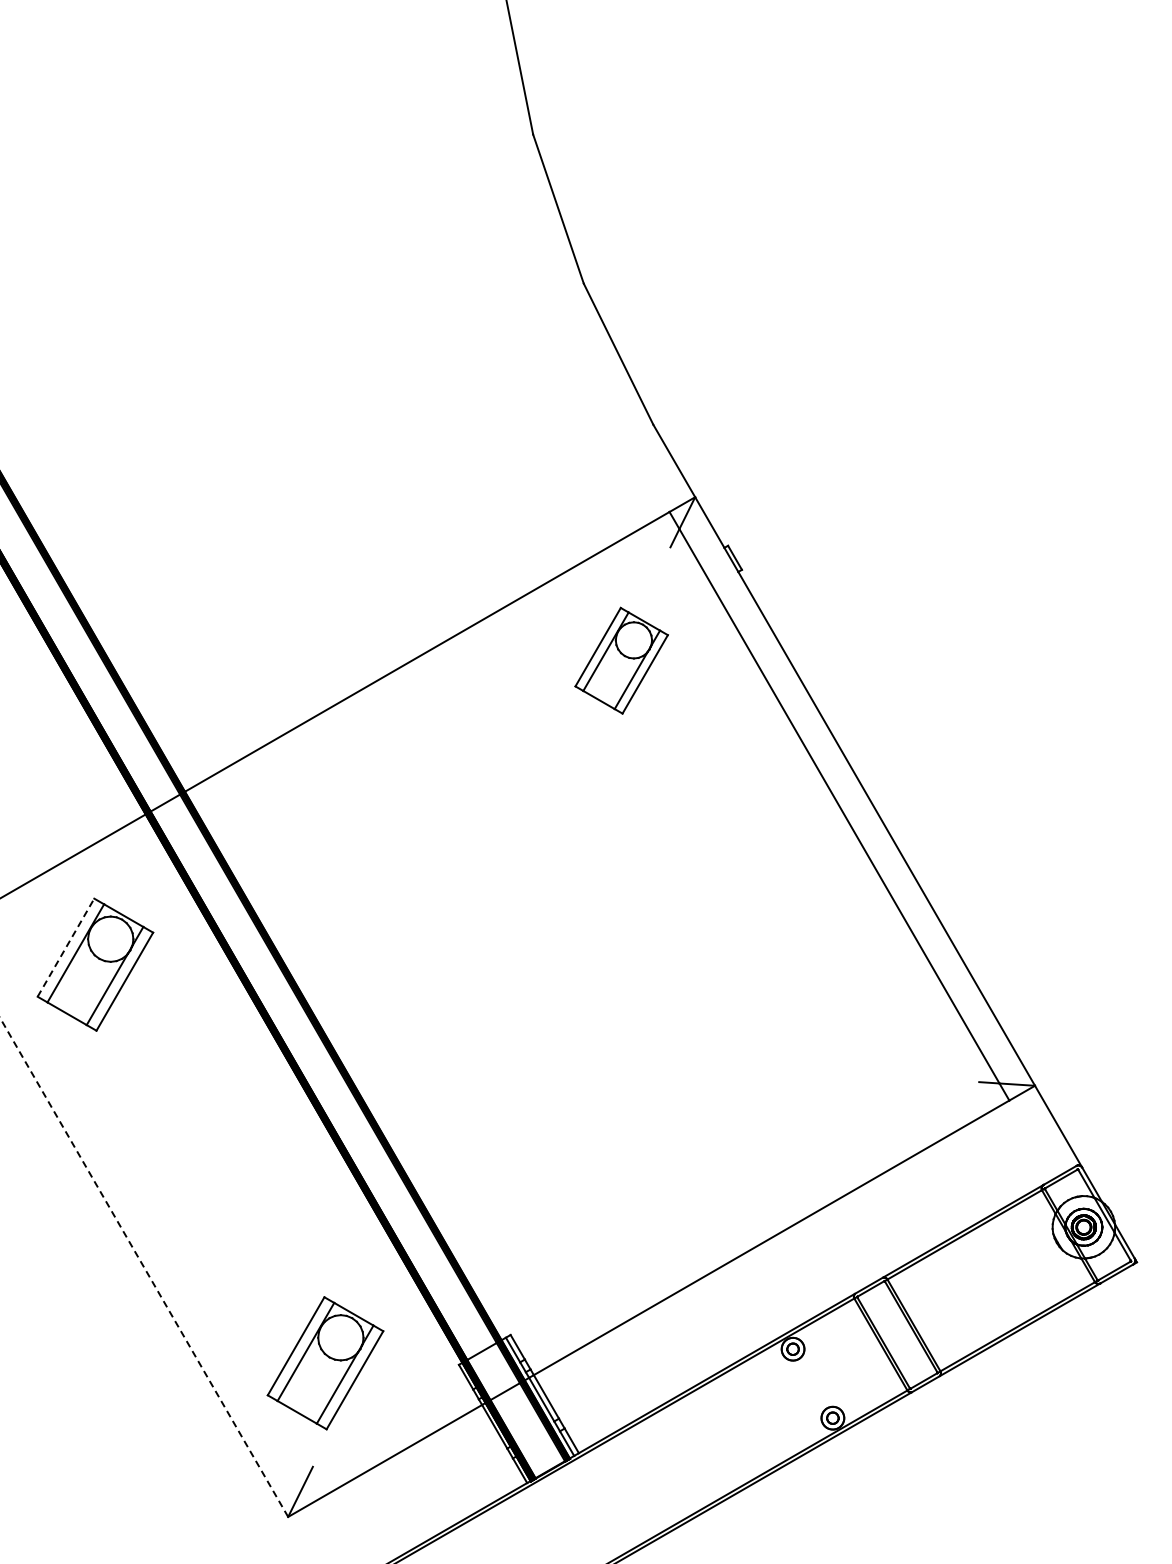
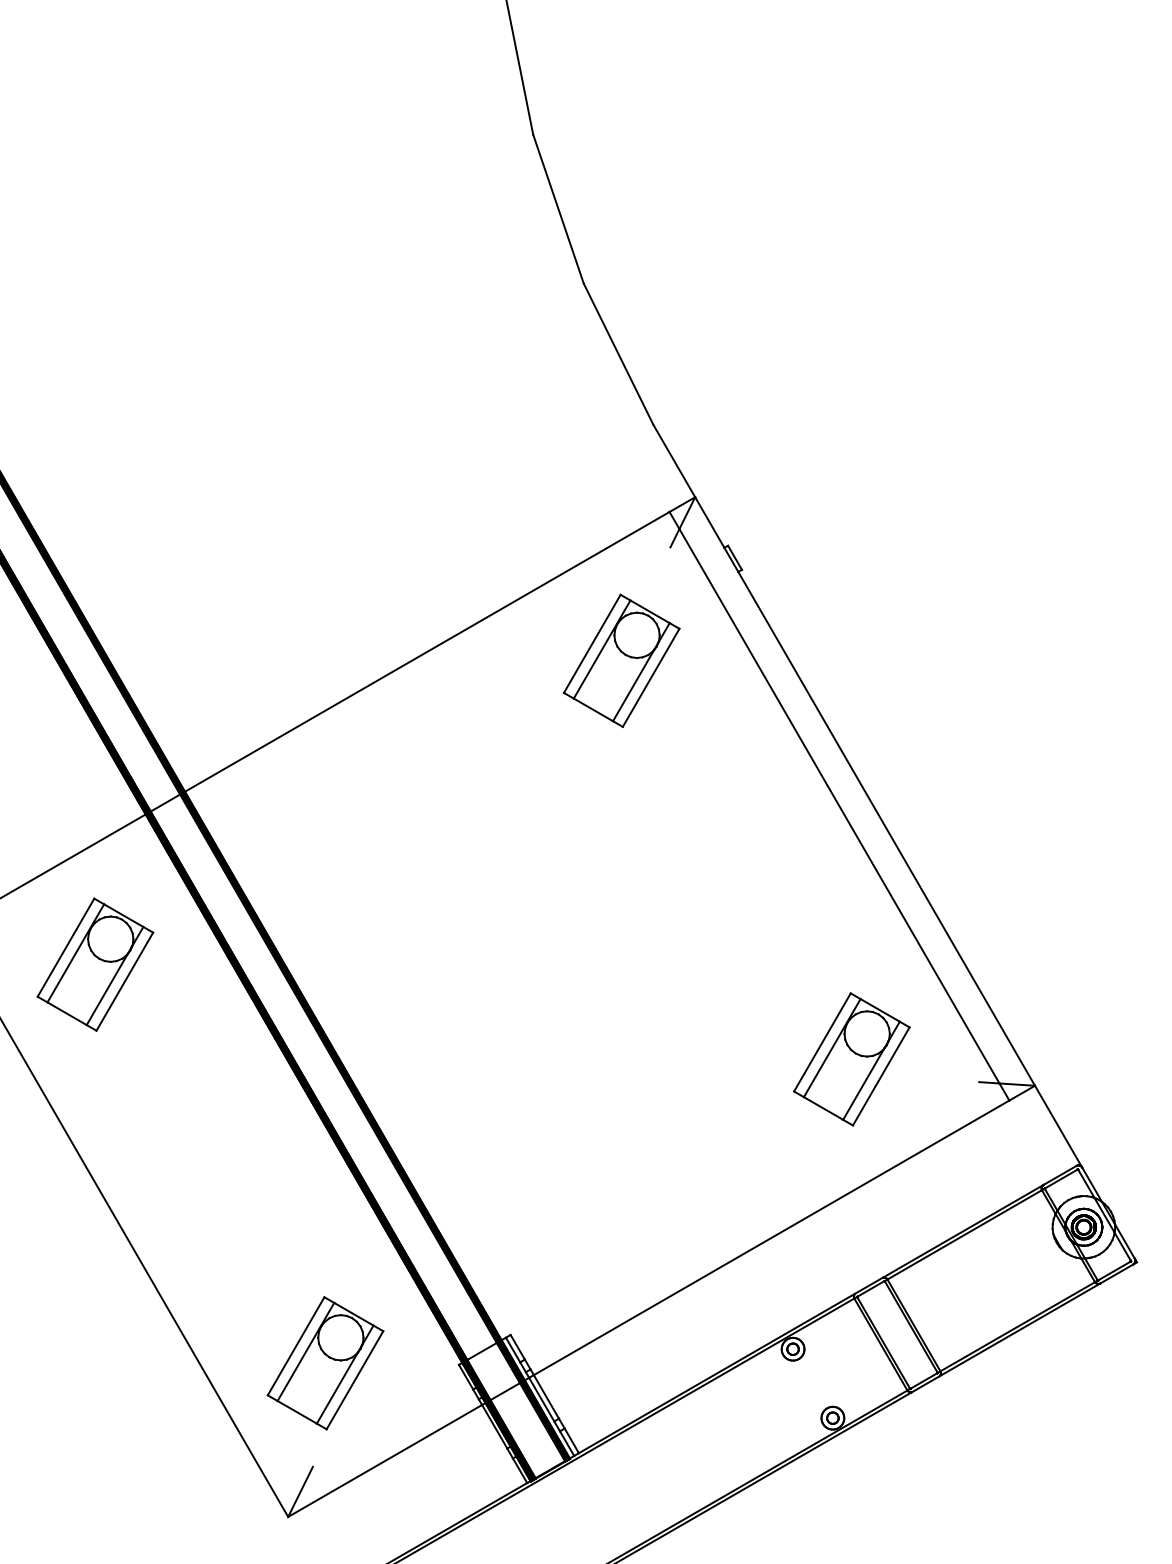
part size: 95x109 px -> 119x135 px (621, 660)
line: dashed -> solid (65, 947)
part: none -> present (851, 1059)
line: dashed -> solid (144, 1267)
